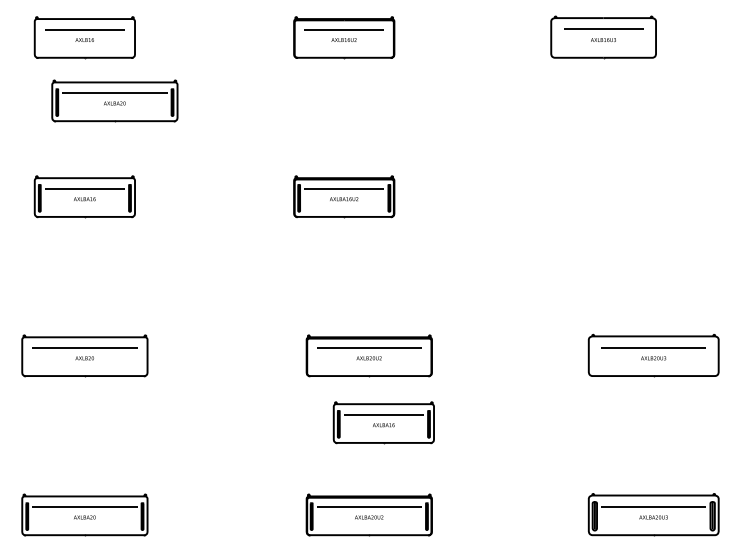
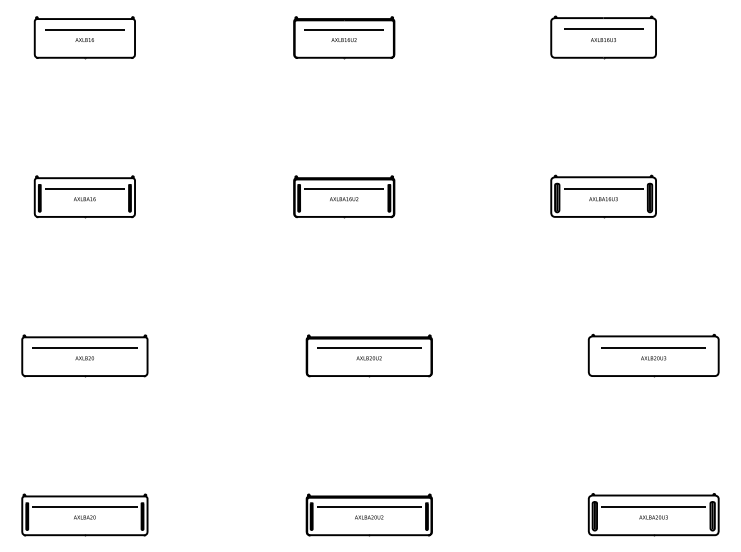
part: present -> none (114, 100)
part: none -> present (603, 196)
part: present -> none (383, 422)
